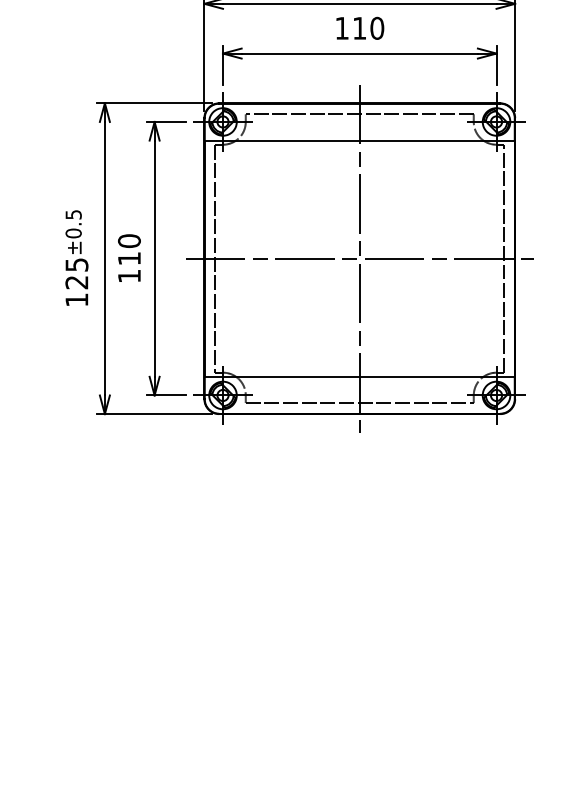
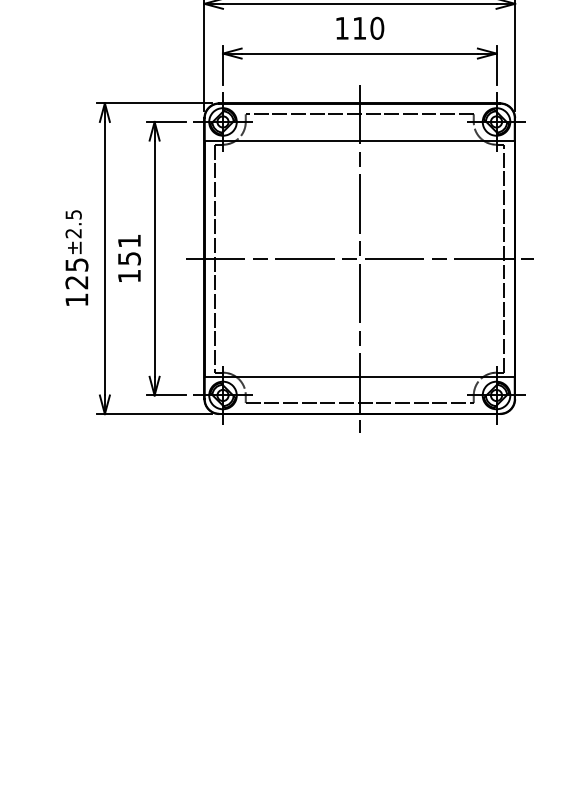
text: ±0.5 -> ±2.5 (73, 233)
text: 110 -> 151 (129, 249)
